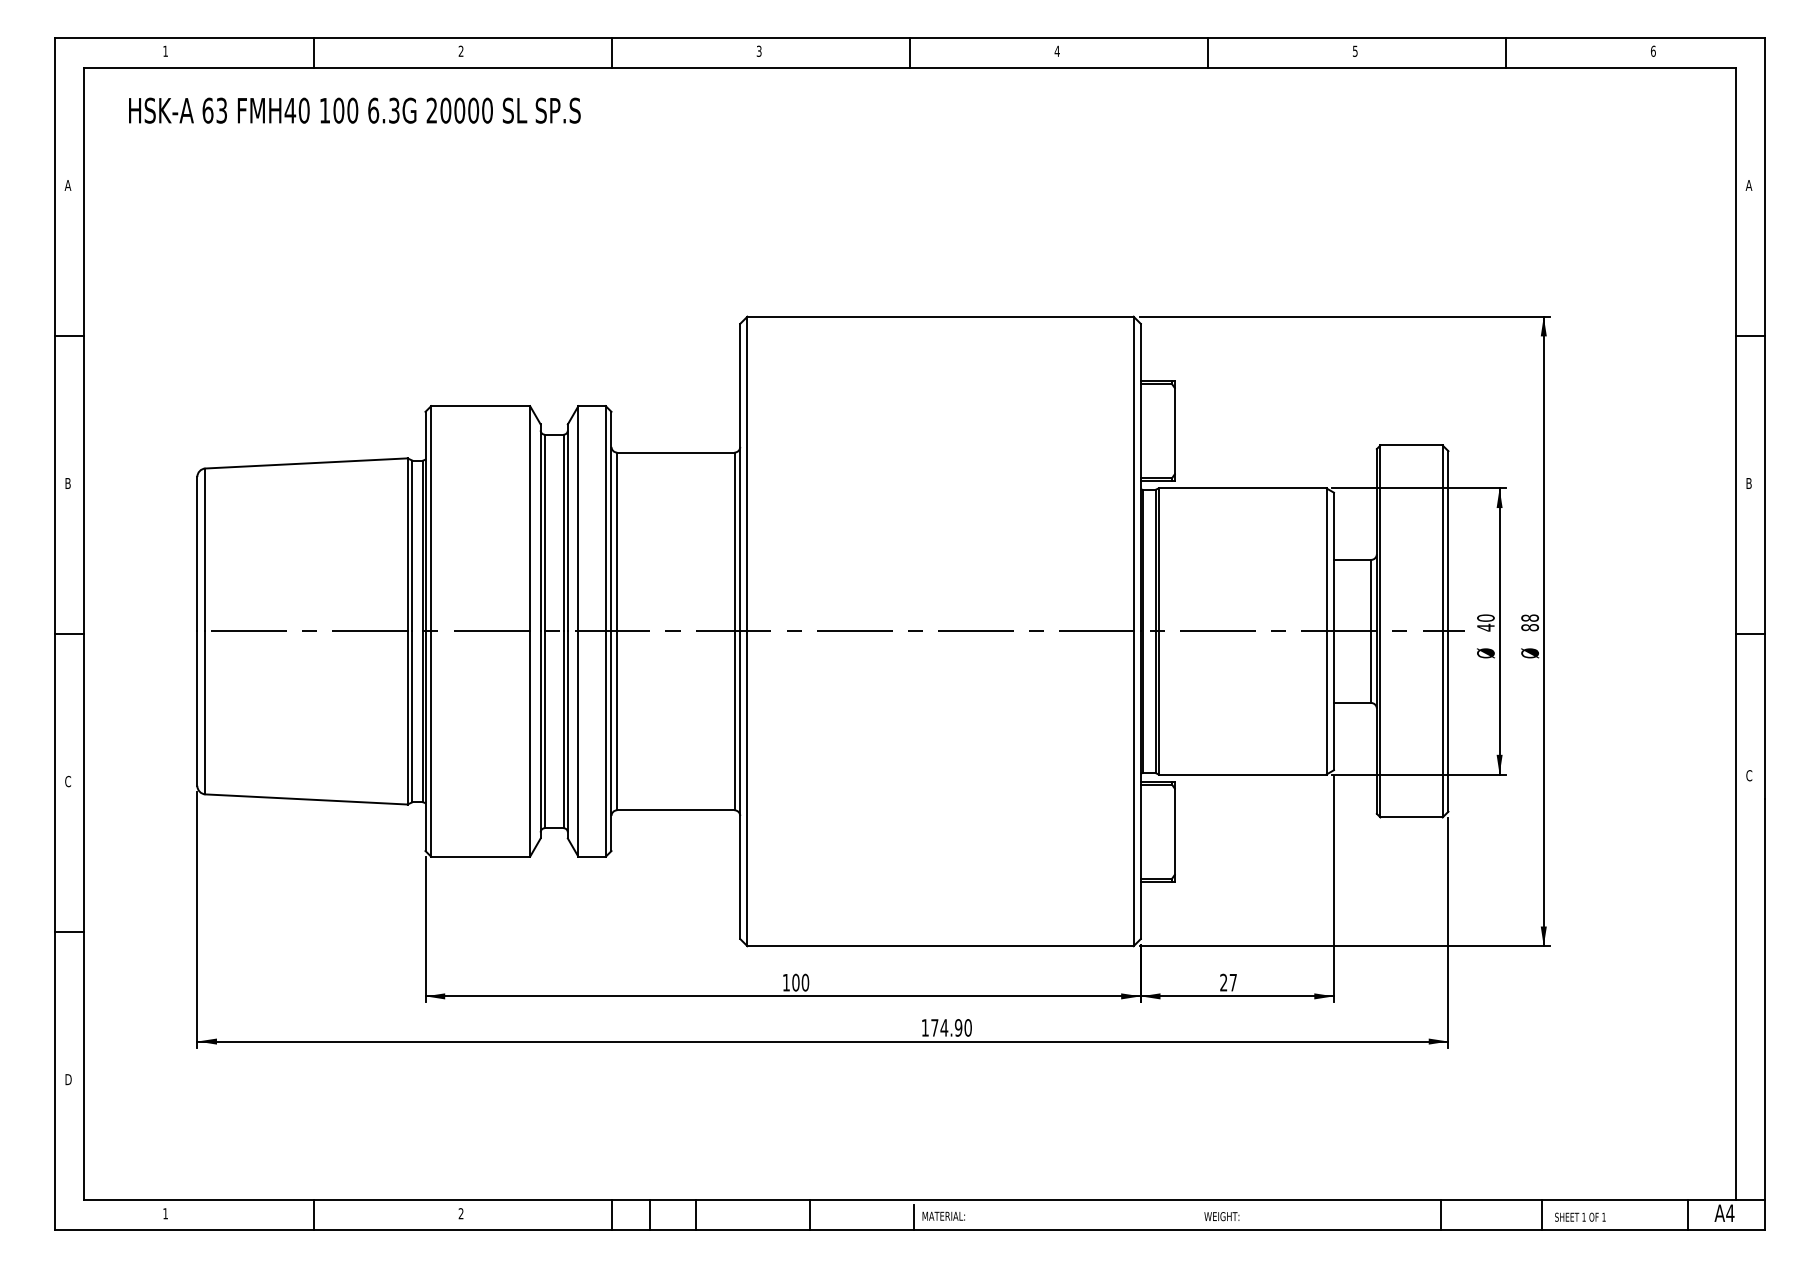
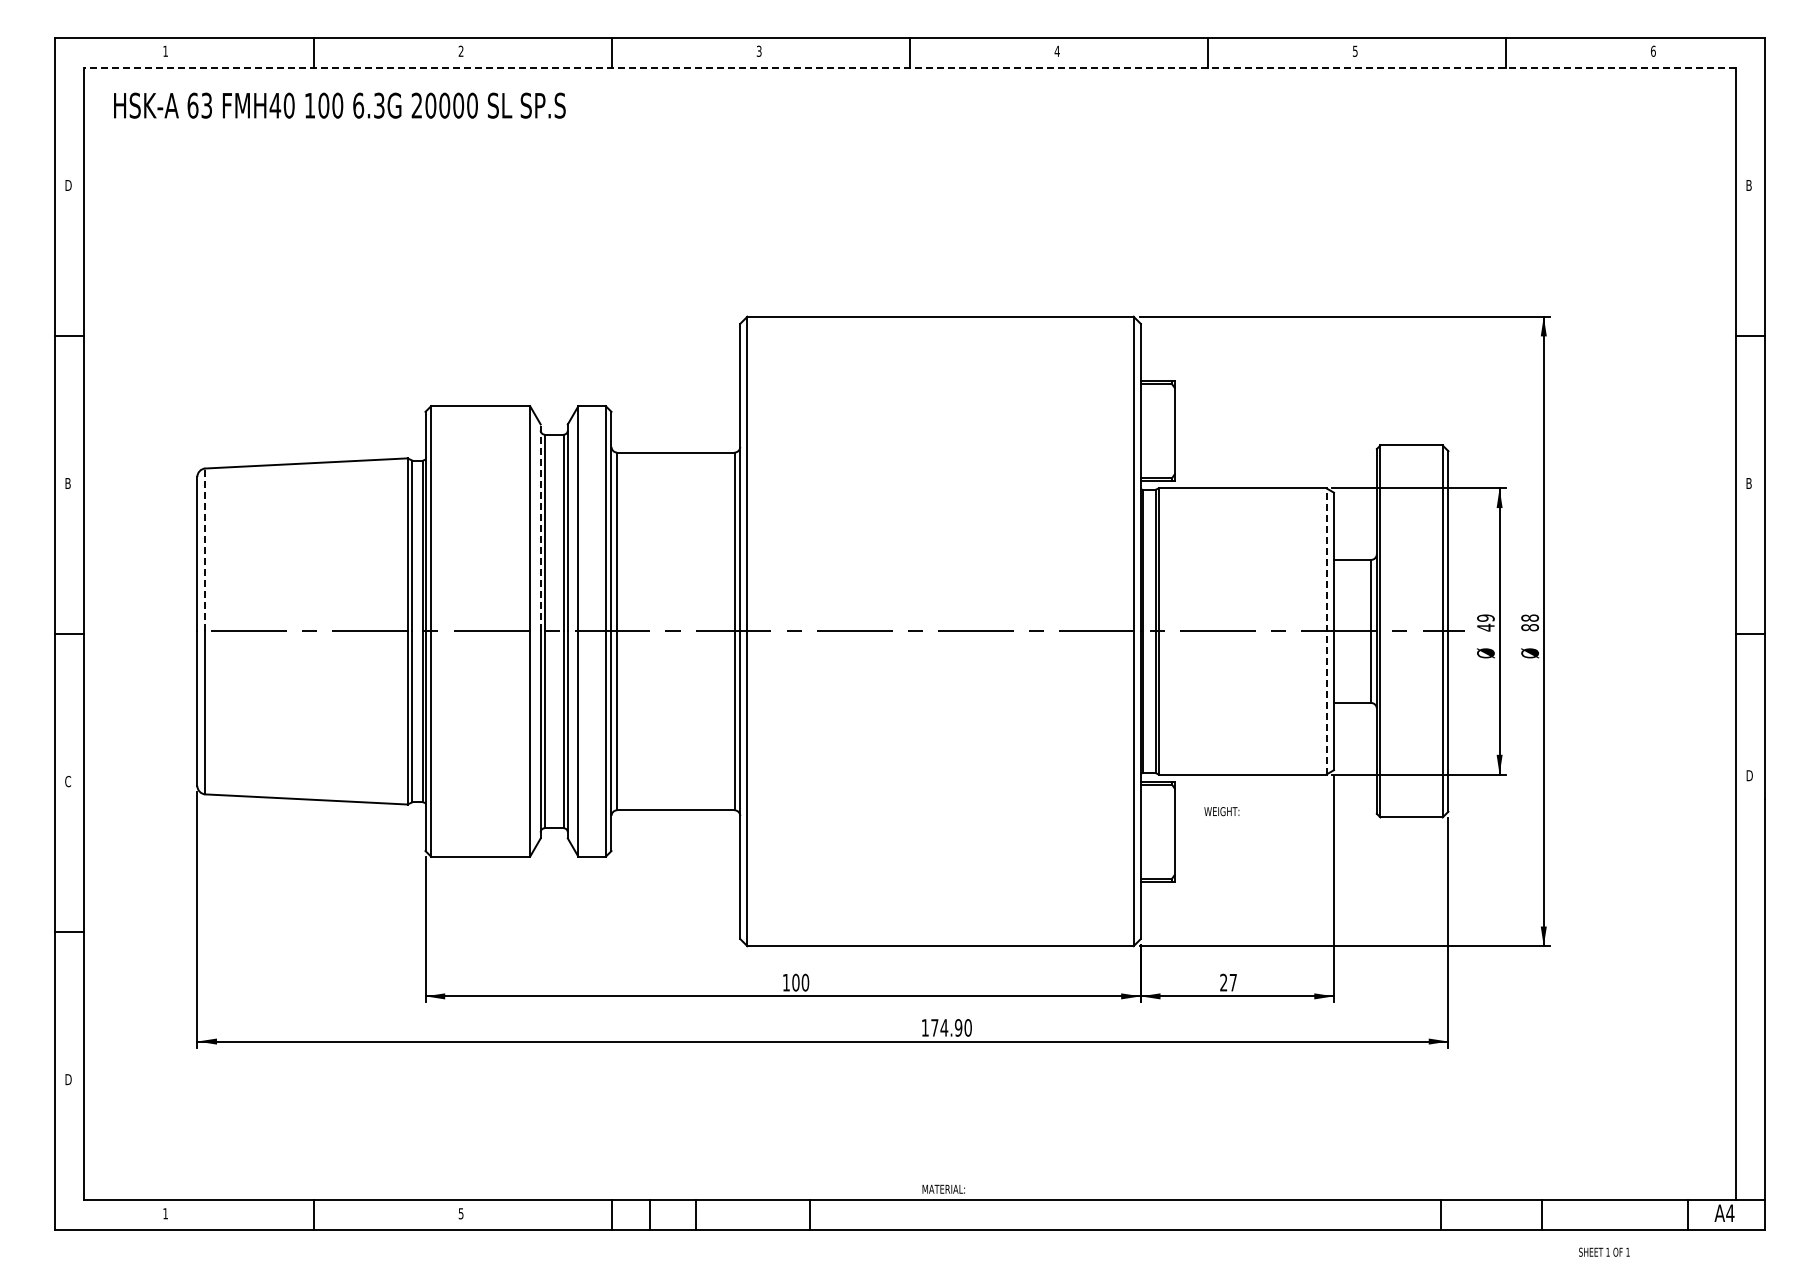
line: solid -> dashed (910, 67)
text position: (354, 110) -> (339, 105) (339, 105)
text: A -> D (67, 185)
text: A -> B (1748, 185)
line: solid -> dashed (540, 527)
line: solid -> dashed (205, 549)
text: 40 -> 49 (1485, 617)
line: solid -> dashed (1326, 630)
text: C -> D (1749, 775)
text: 2 -> 5 (460, 1213)
text position: (943, 1215) -> (943, 1188) (943, 1188)
text position: (1221, 1216) -> (1221, 811) (1221, 811)
text position: (1580, 1216) -> (1604, 1251) (1604, 1251)
line: present -> none (914, 1217)
